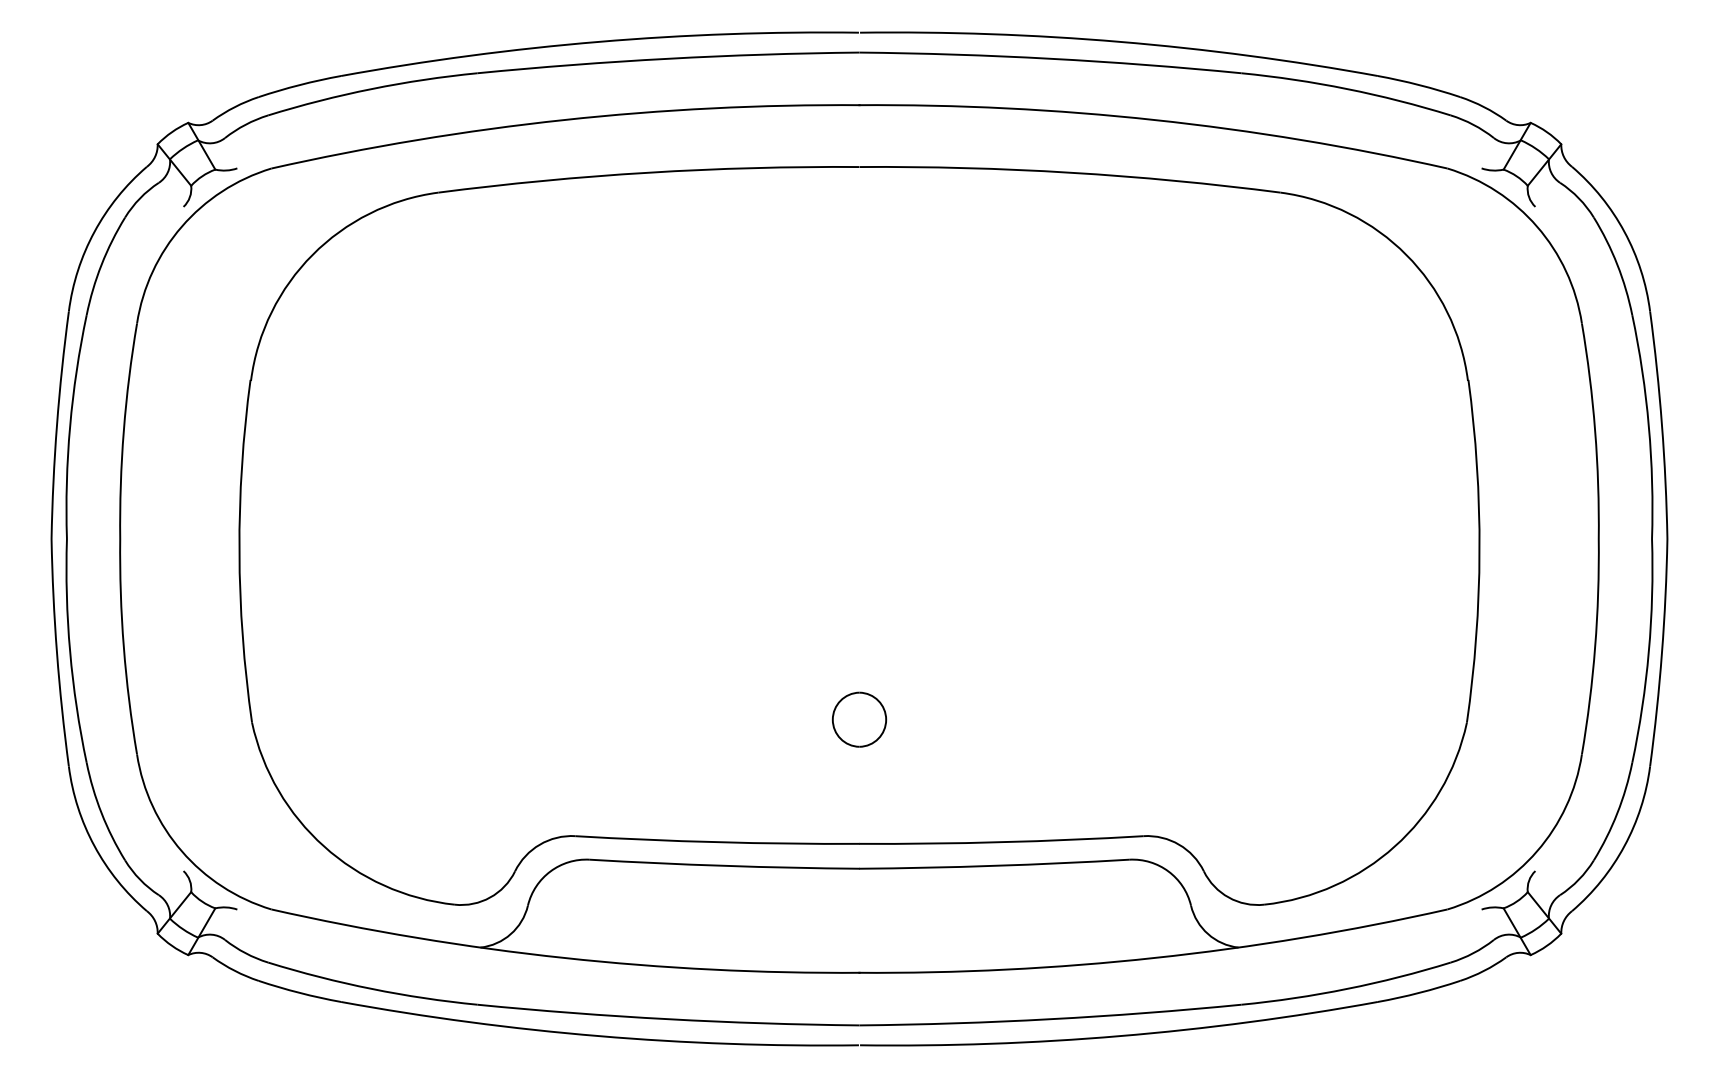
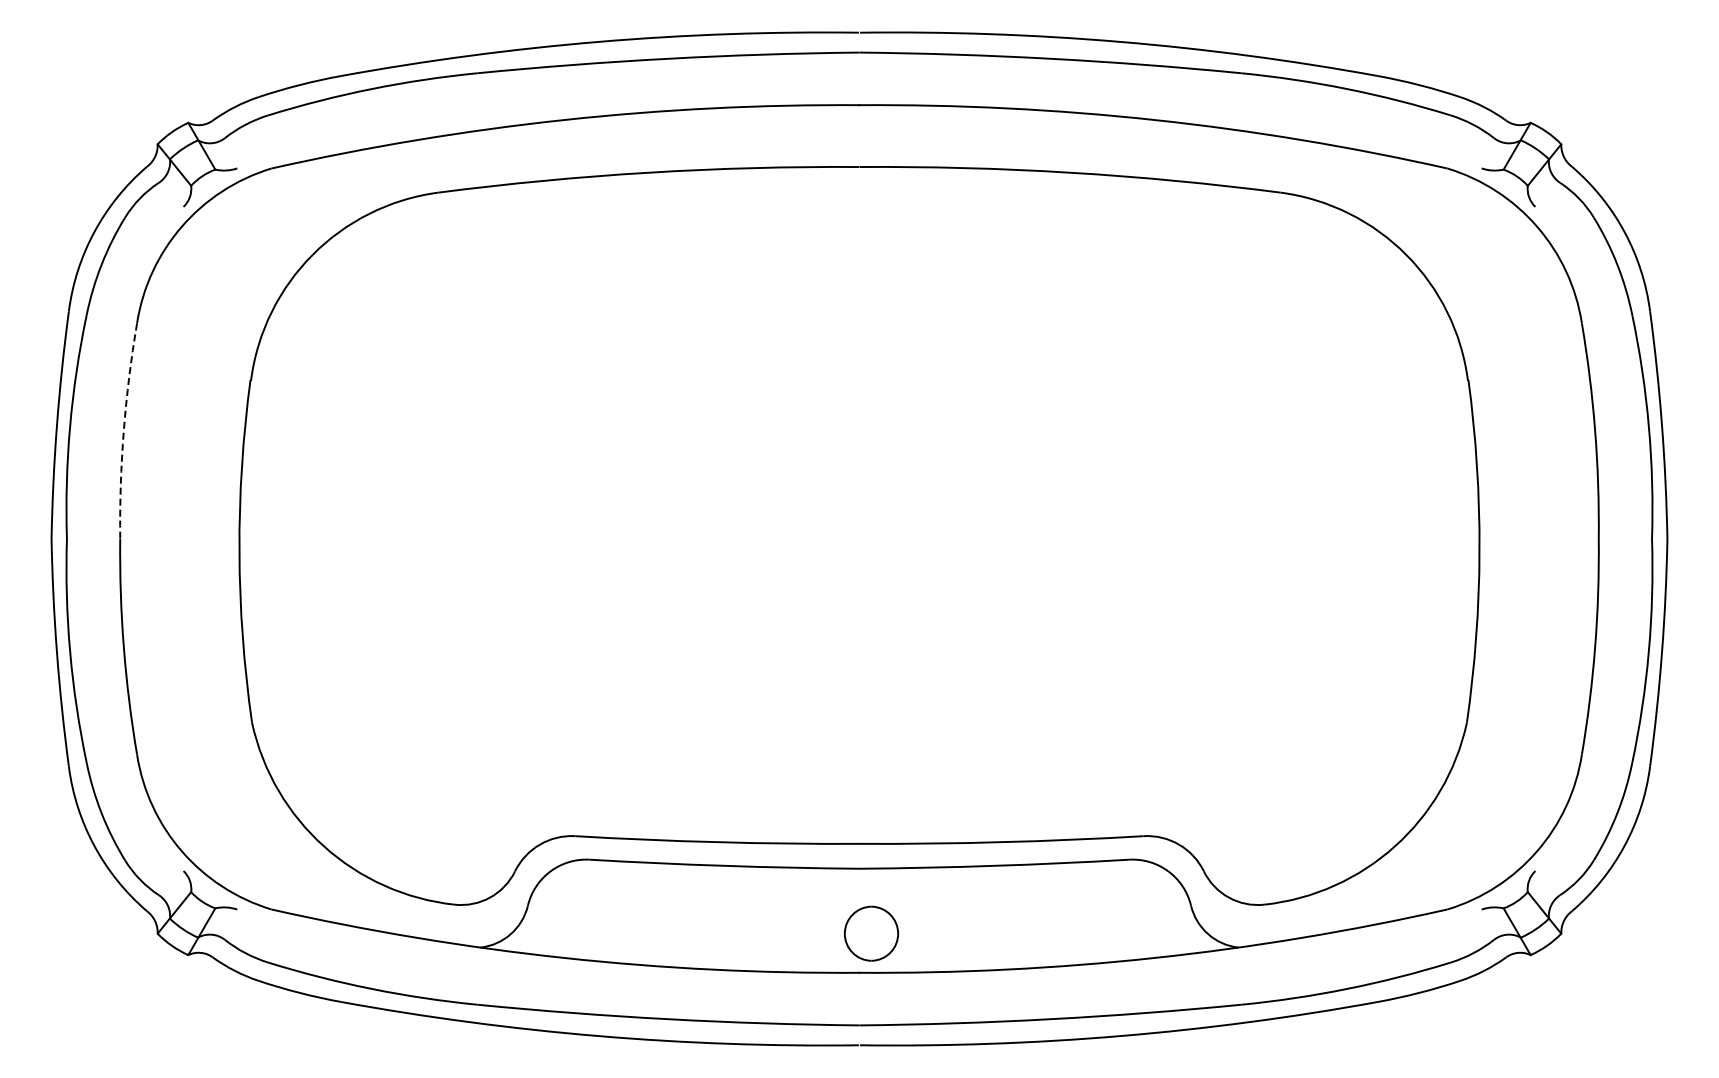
arc: solid -> dashed (123, 430)
part position: (859, 719) -> (871, 933) (871, 933)
